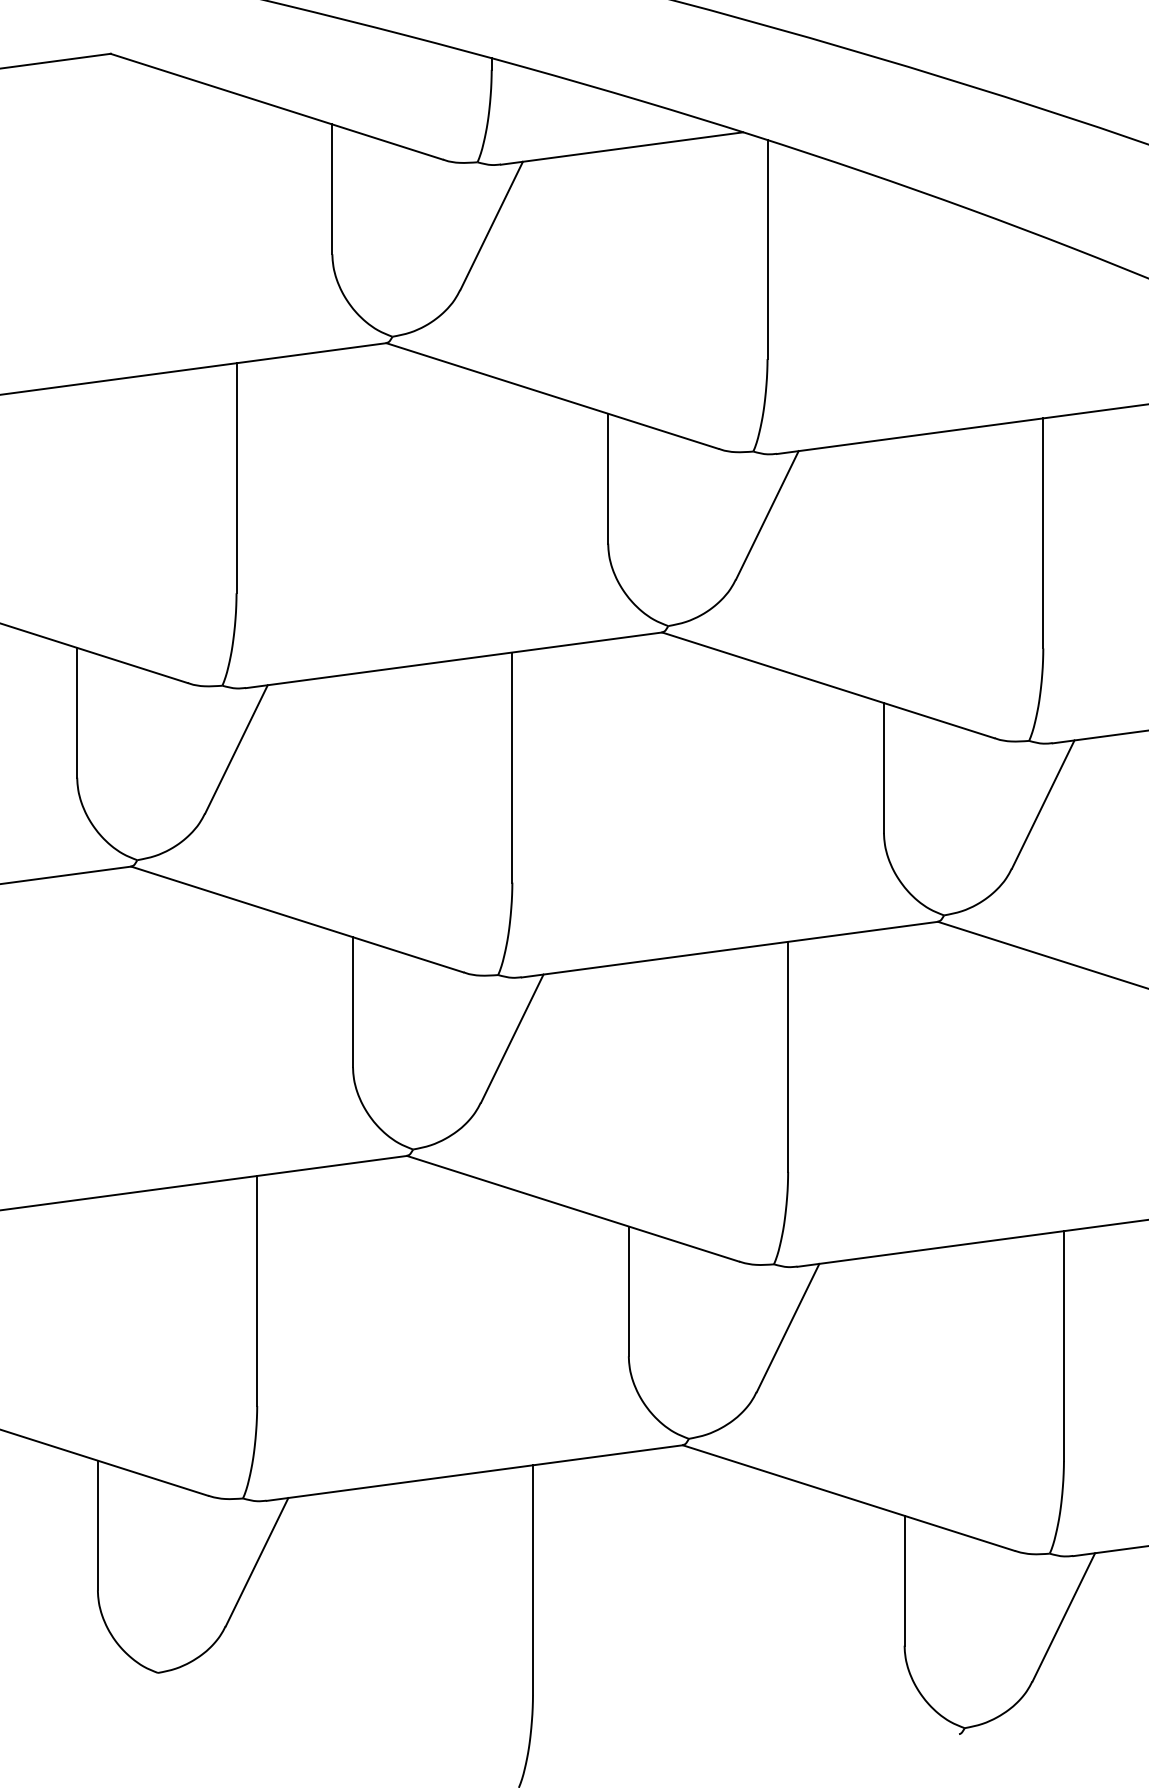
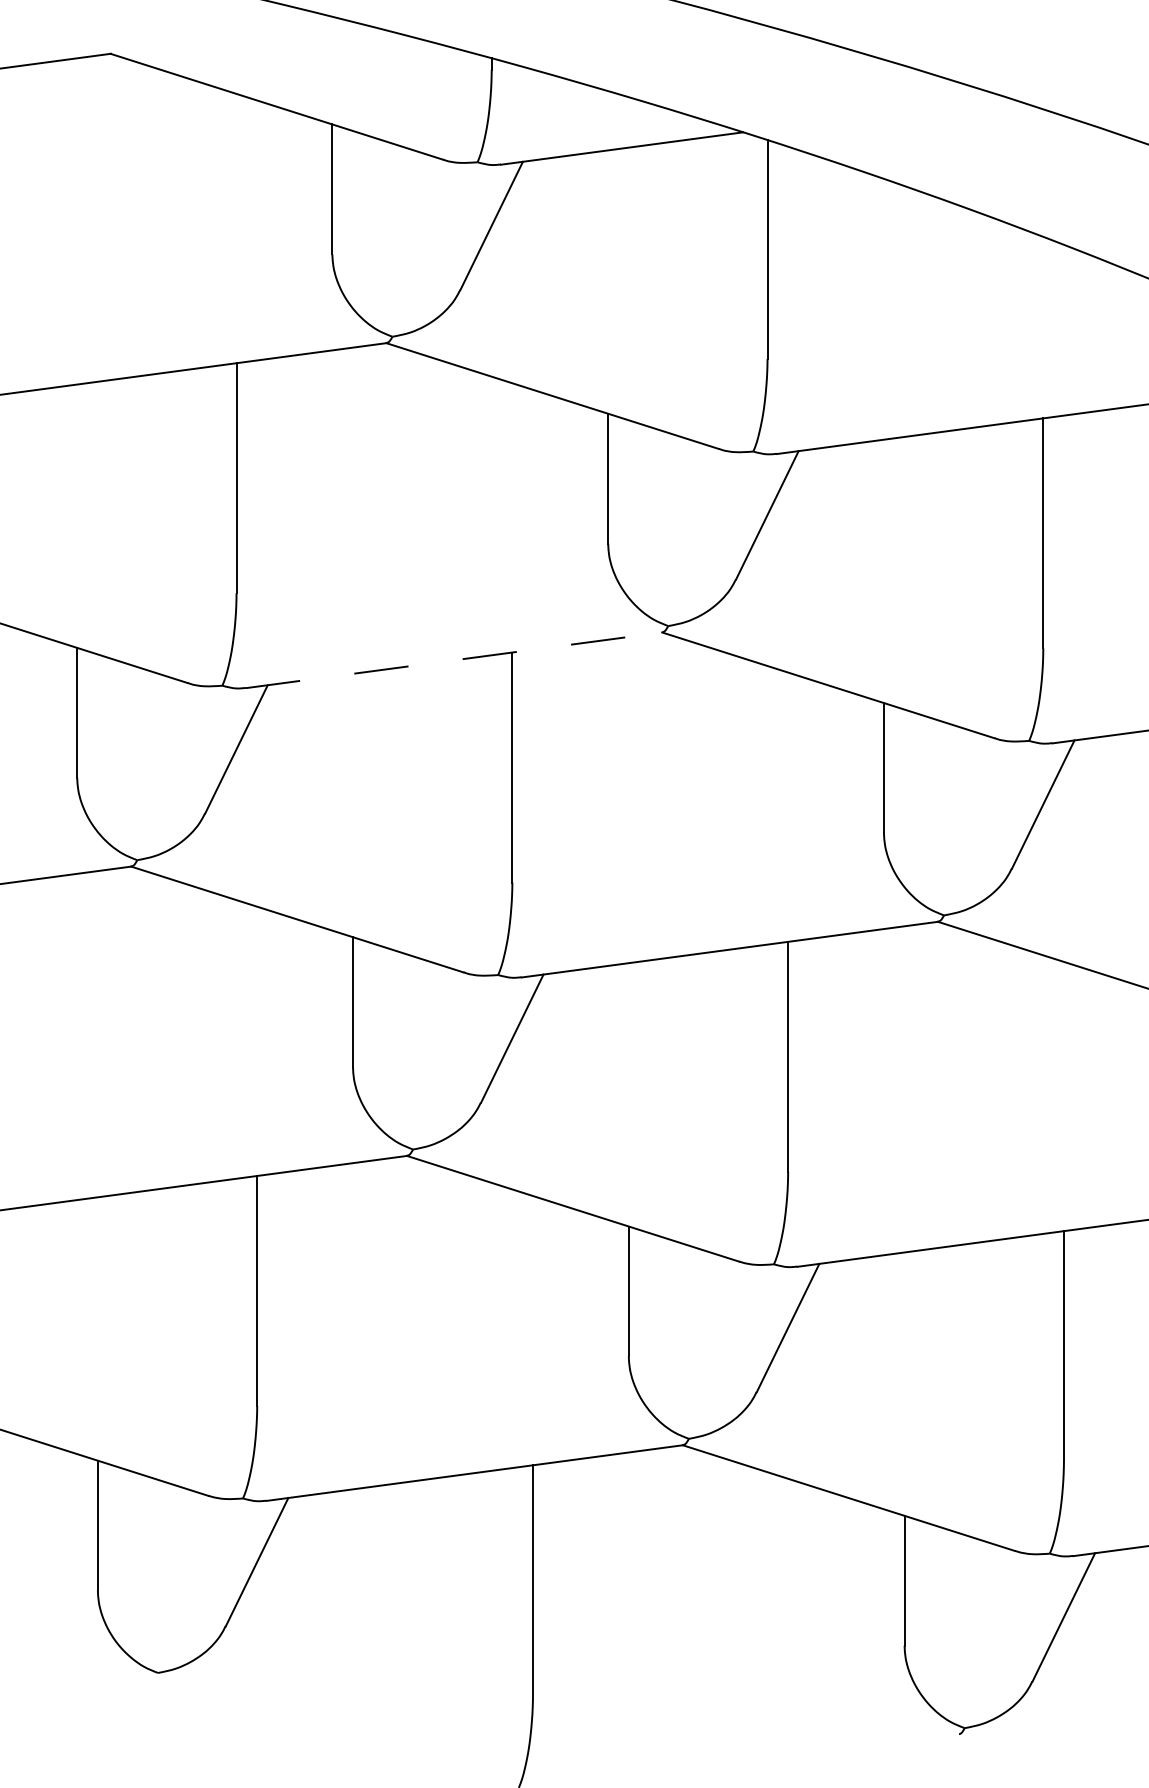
line: solid -> dashed (454, 660)
